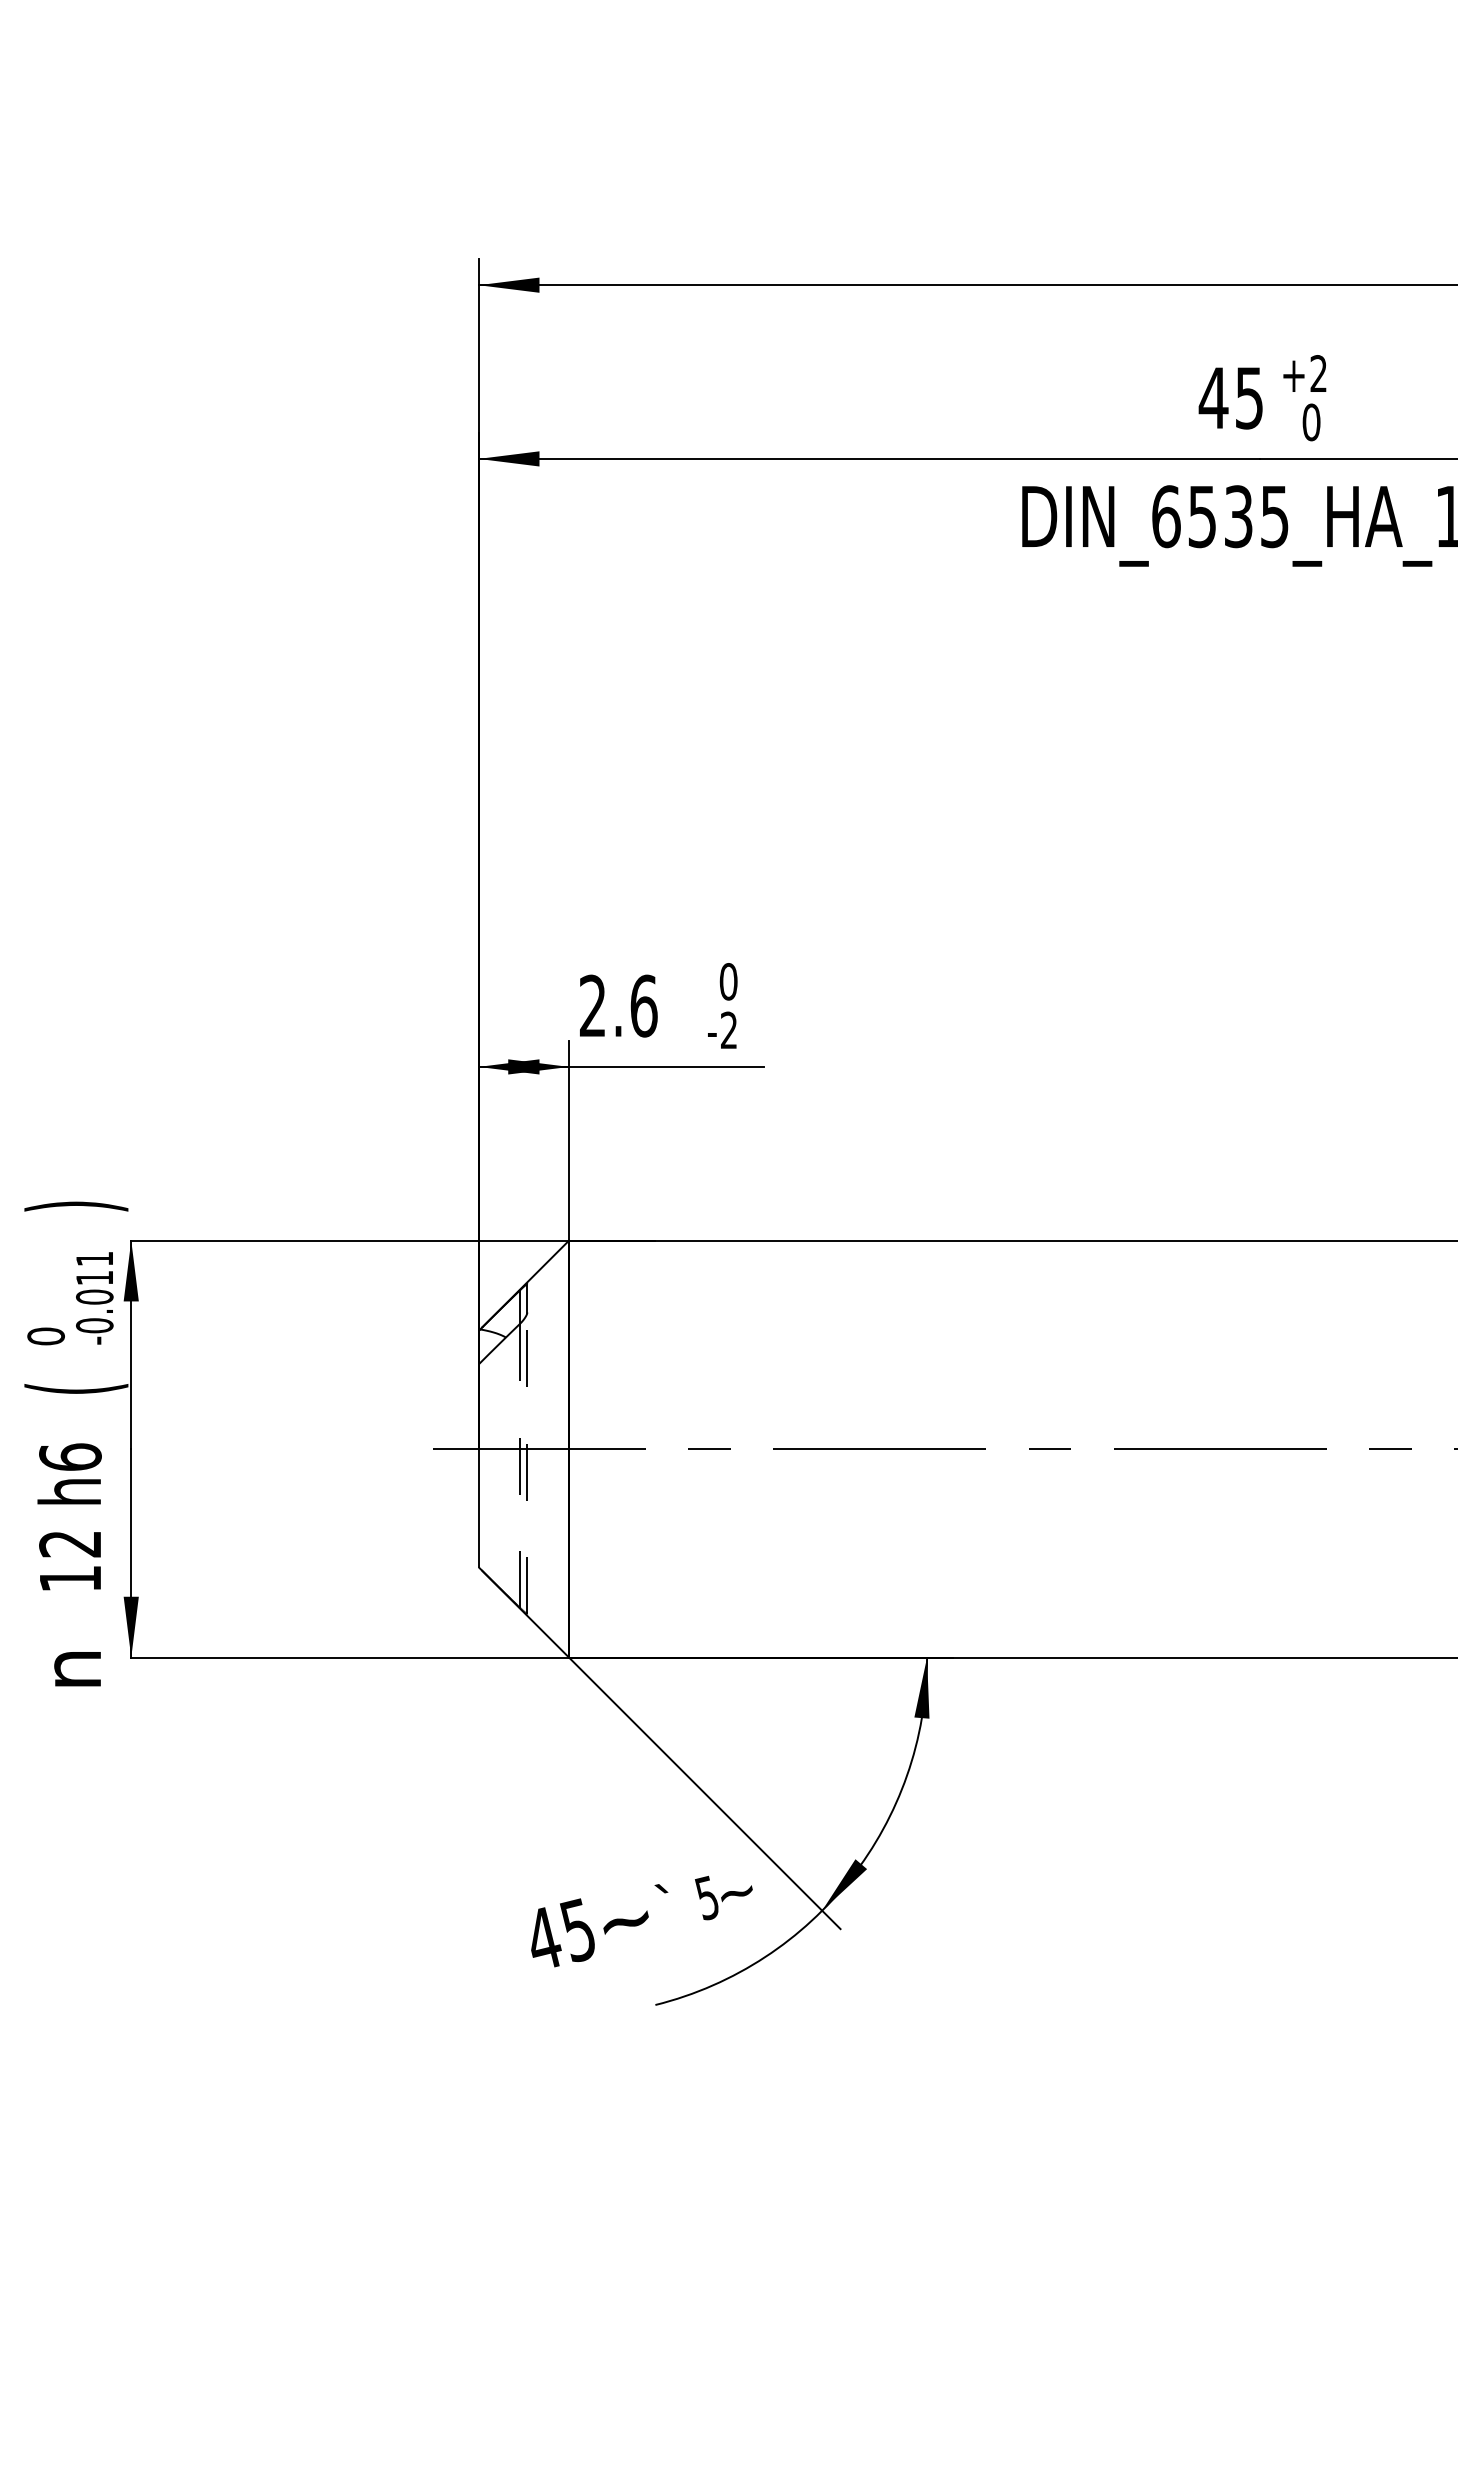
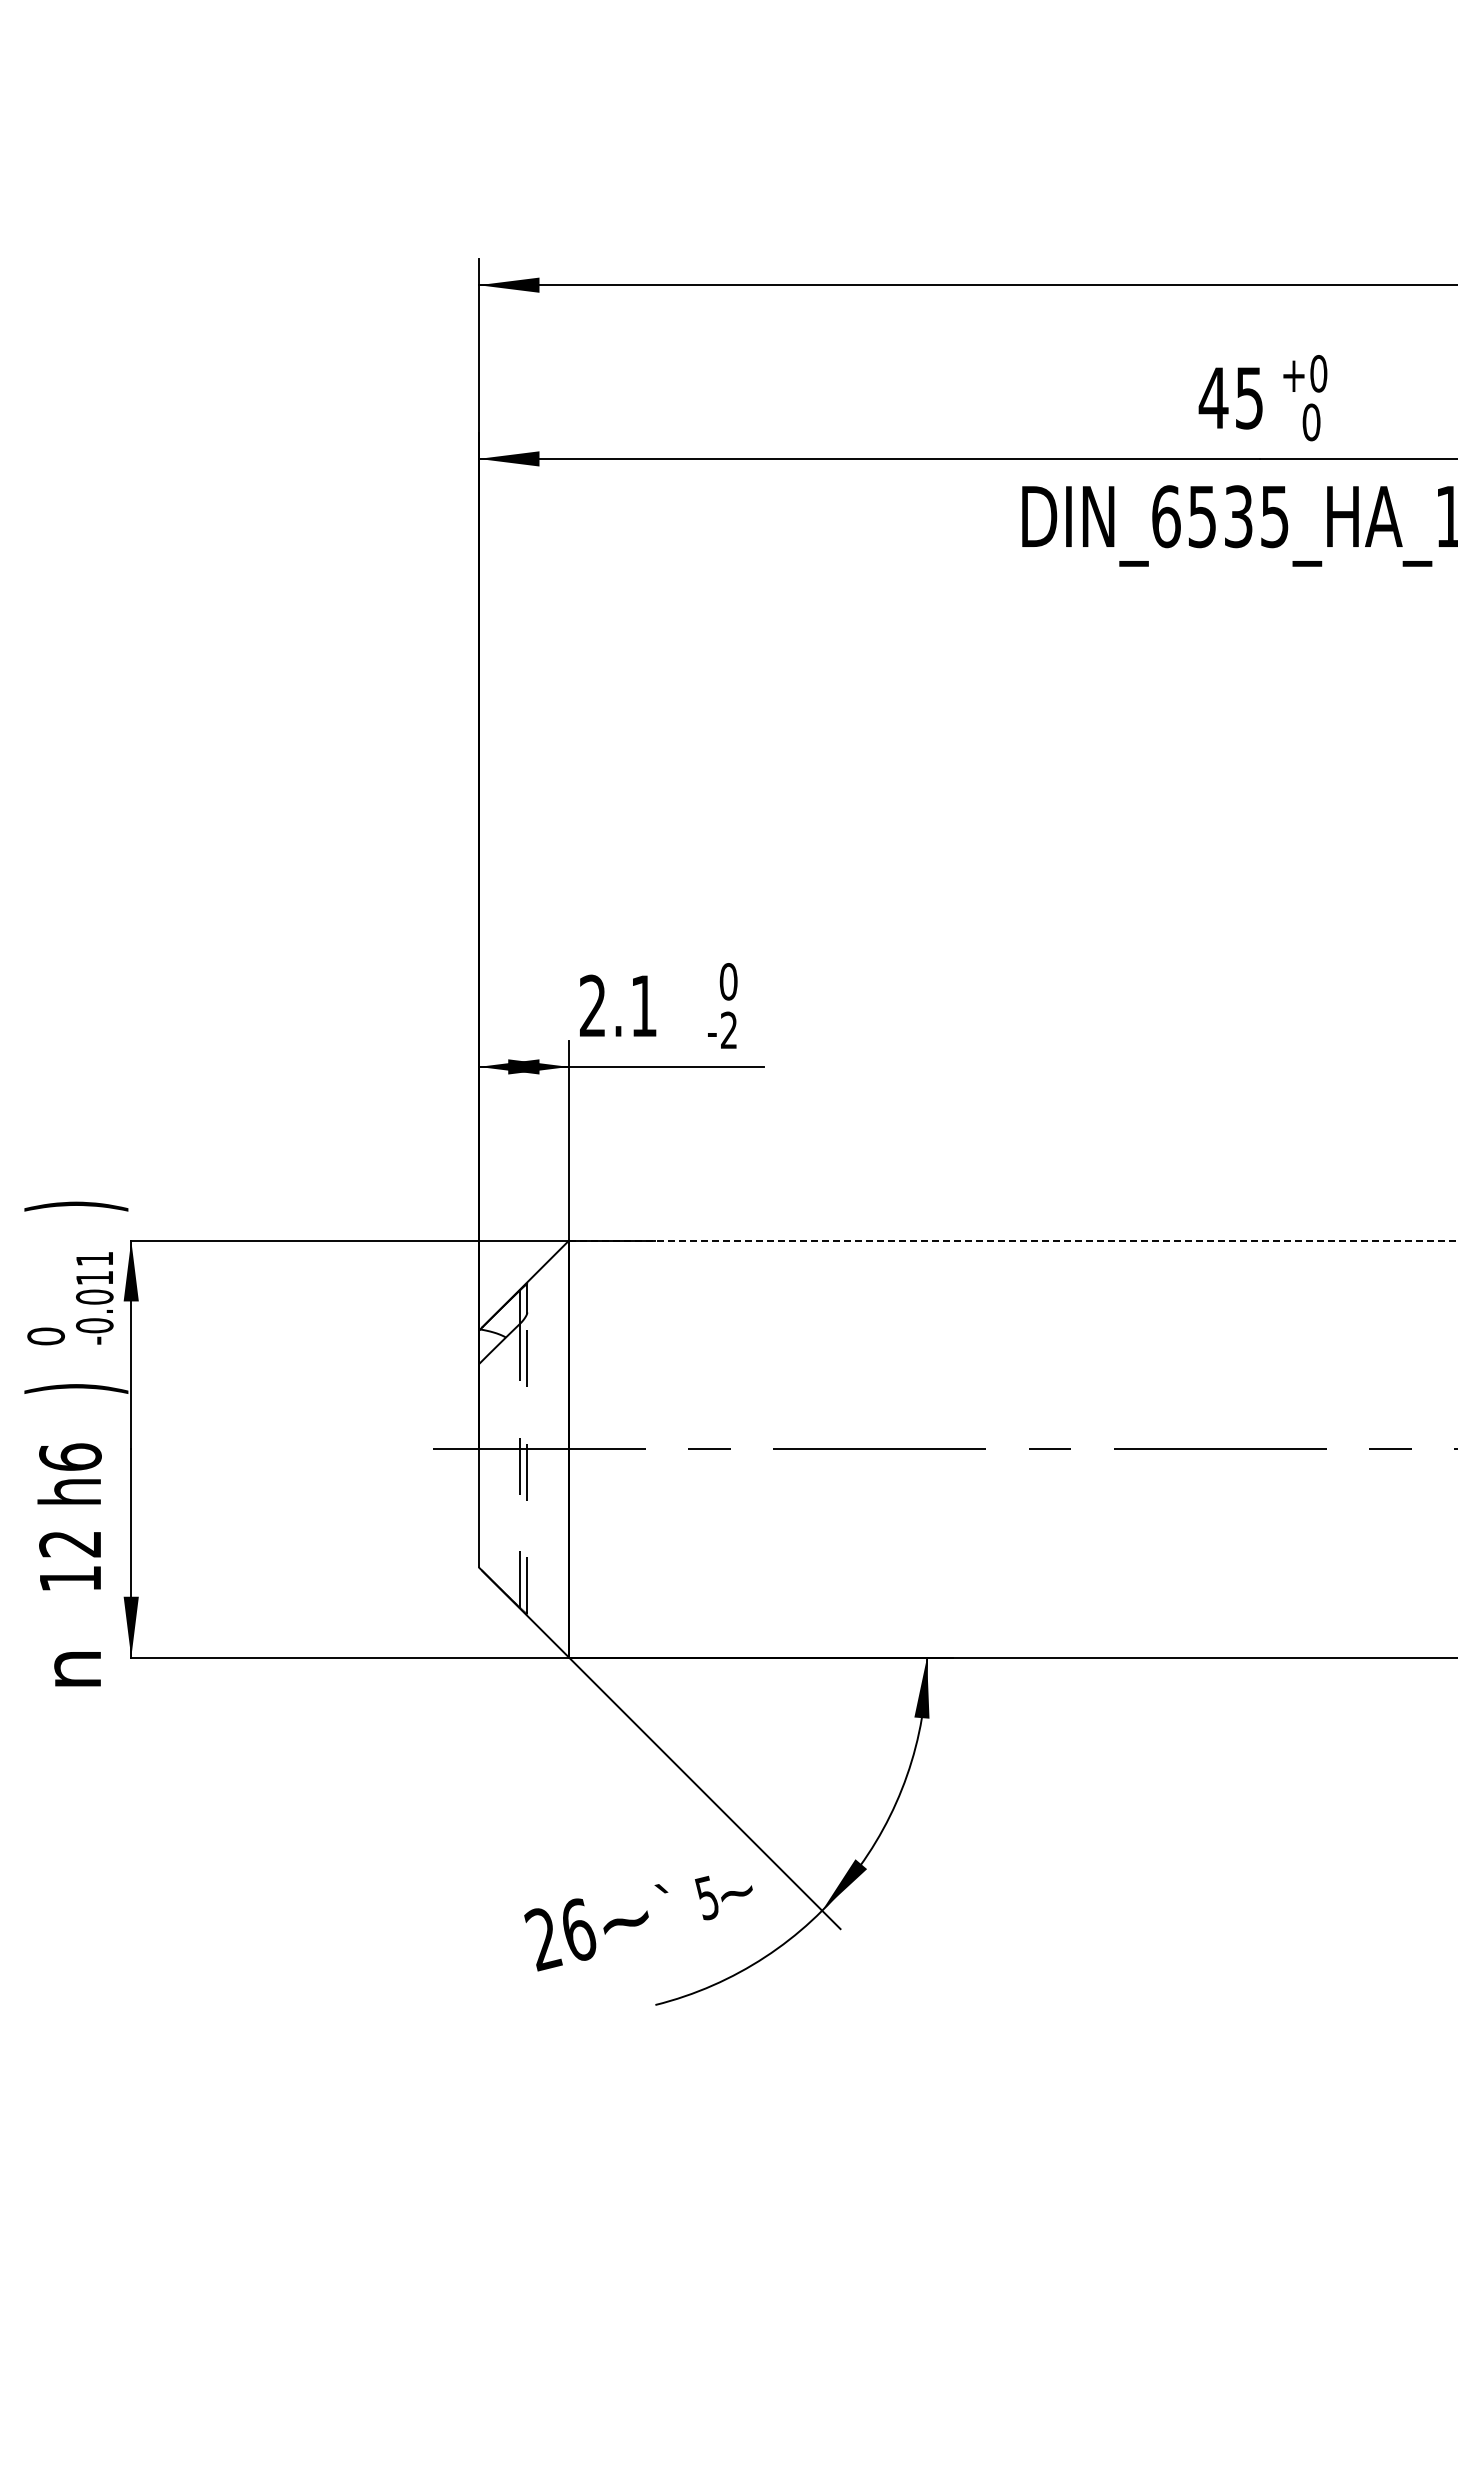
text: +2 -> +0 (1318, 373)
text: 2.6 -> 2.1 (643, 1005)
line: solid -> dashed (1013, 1240)
text: ( -> ) (76, 1388)
text: 45 -> 26 (560, 1934)
